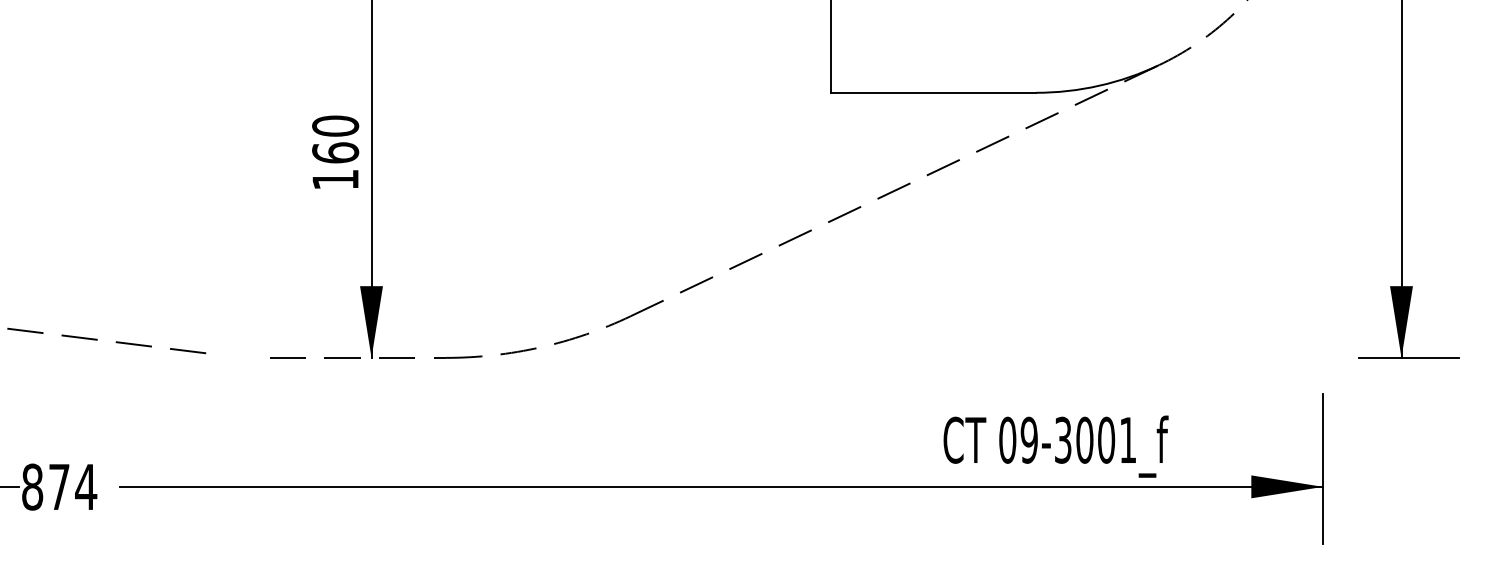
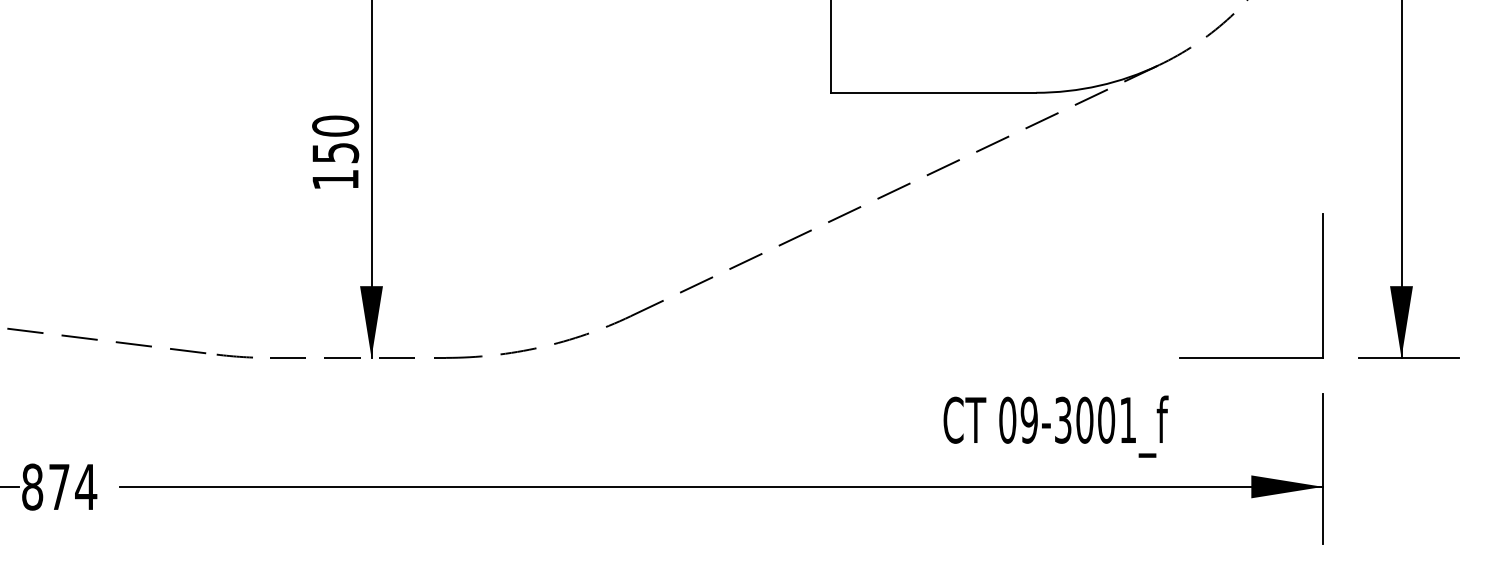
text: 160 -> 150 (335, 152)
part: none -> present (1322, 285)
line: none -> present (234, 355)
text position: (1055, 446) -> (1055, 426) (1055, 426)
